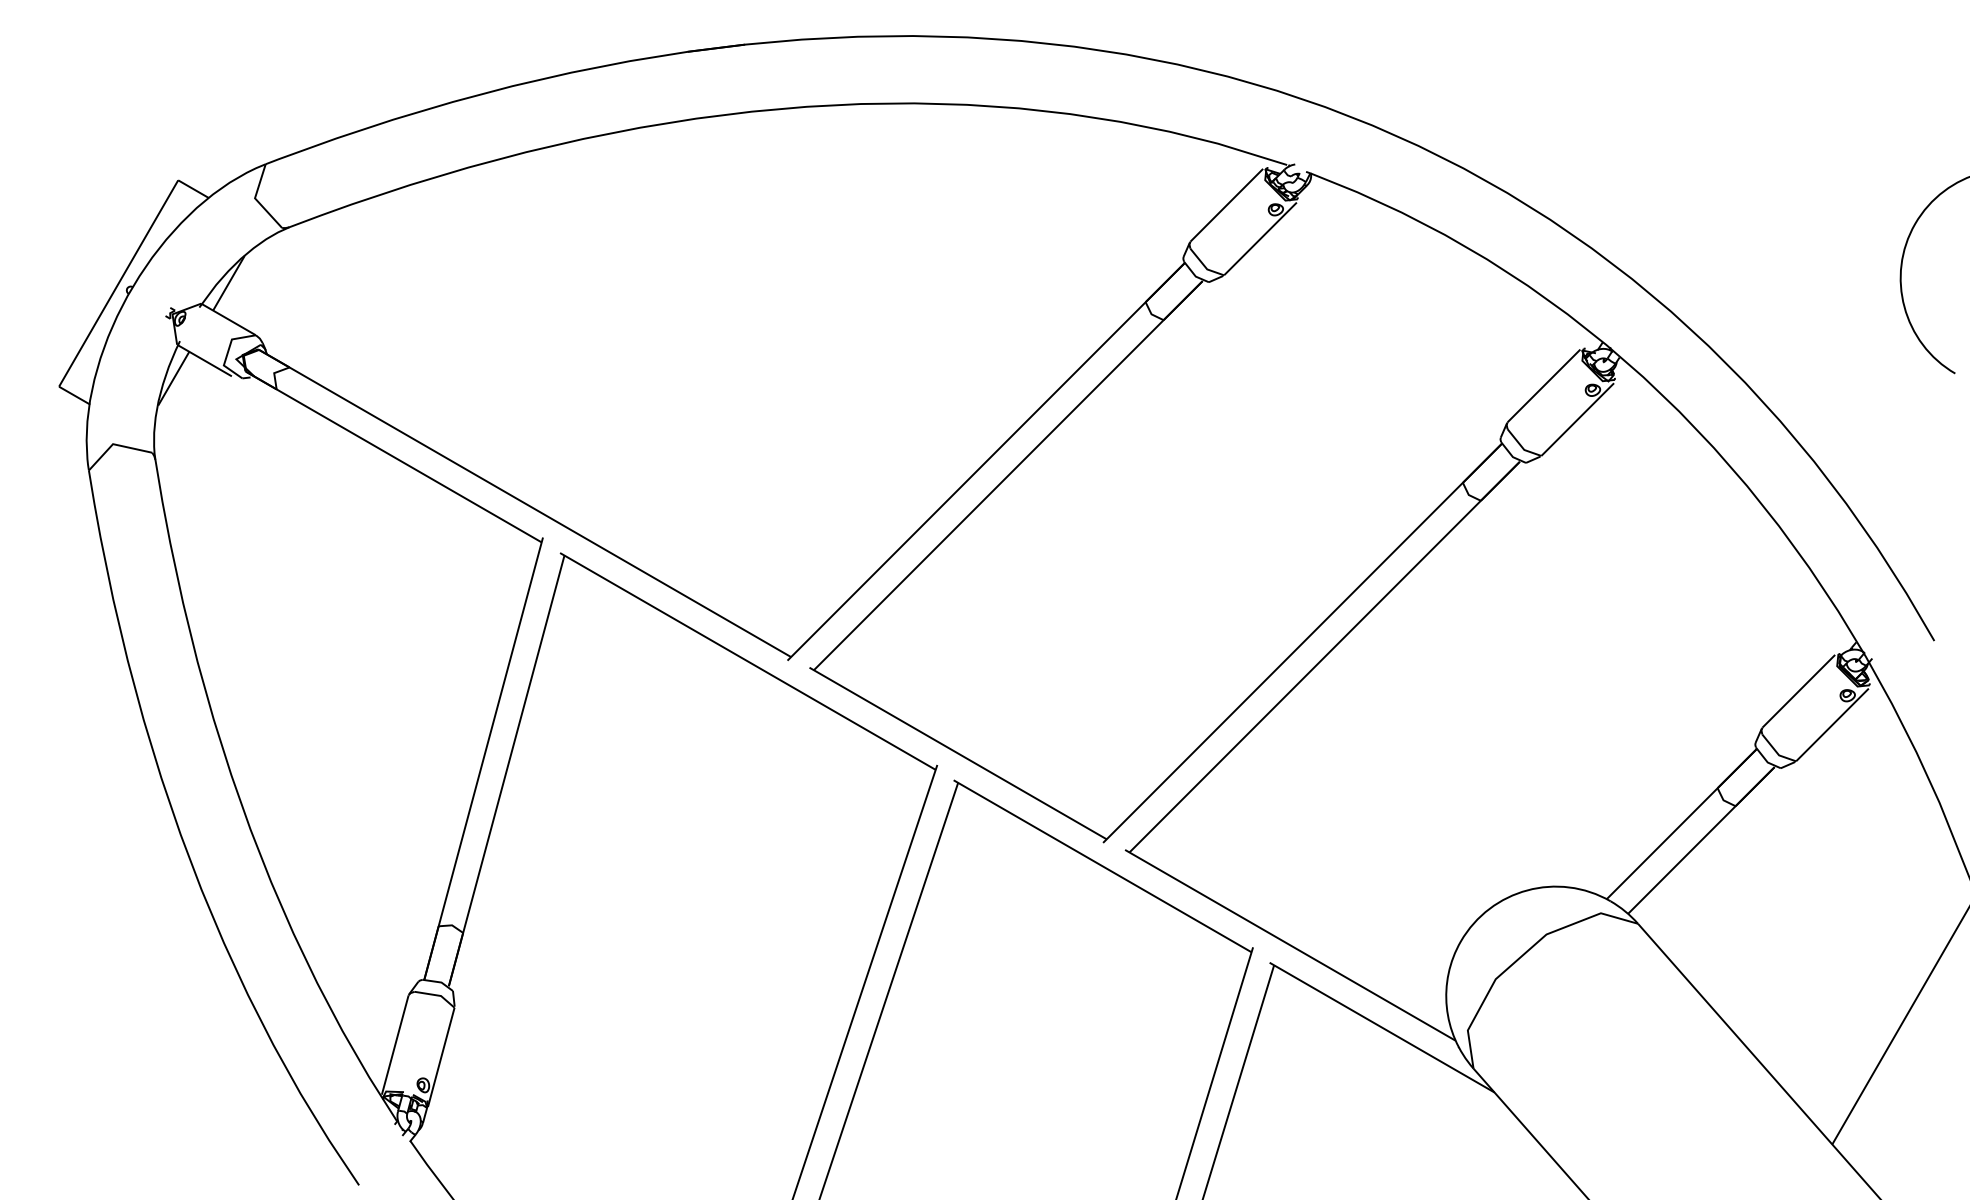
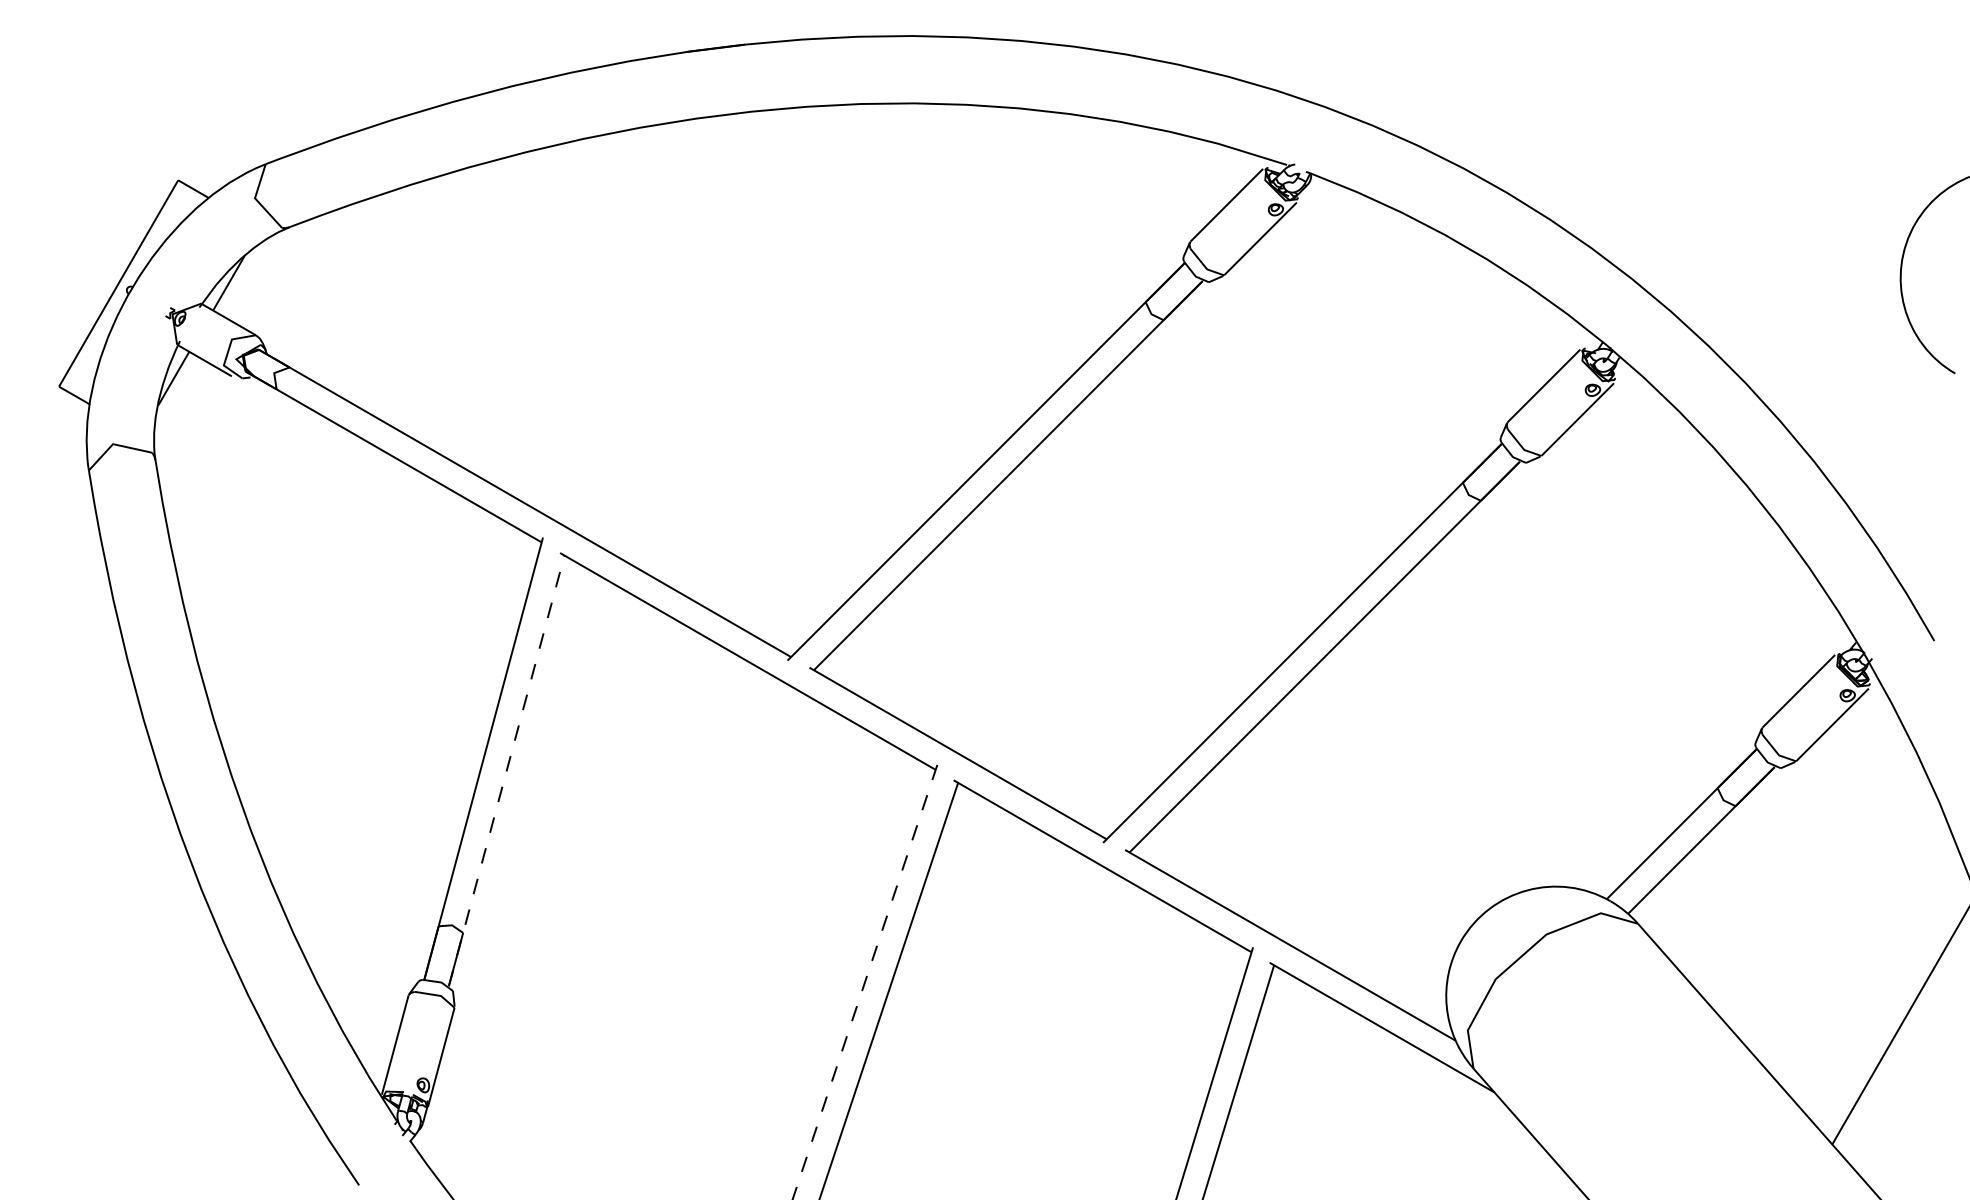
line: solid -> dashed (506, 770)
line: solid -> dashed (865, 982)
